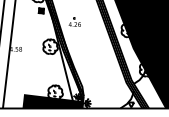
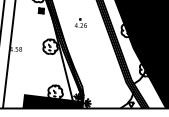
part position: (74, 21) -> (80, 22) (80, 22)
